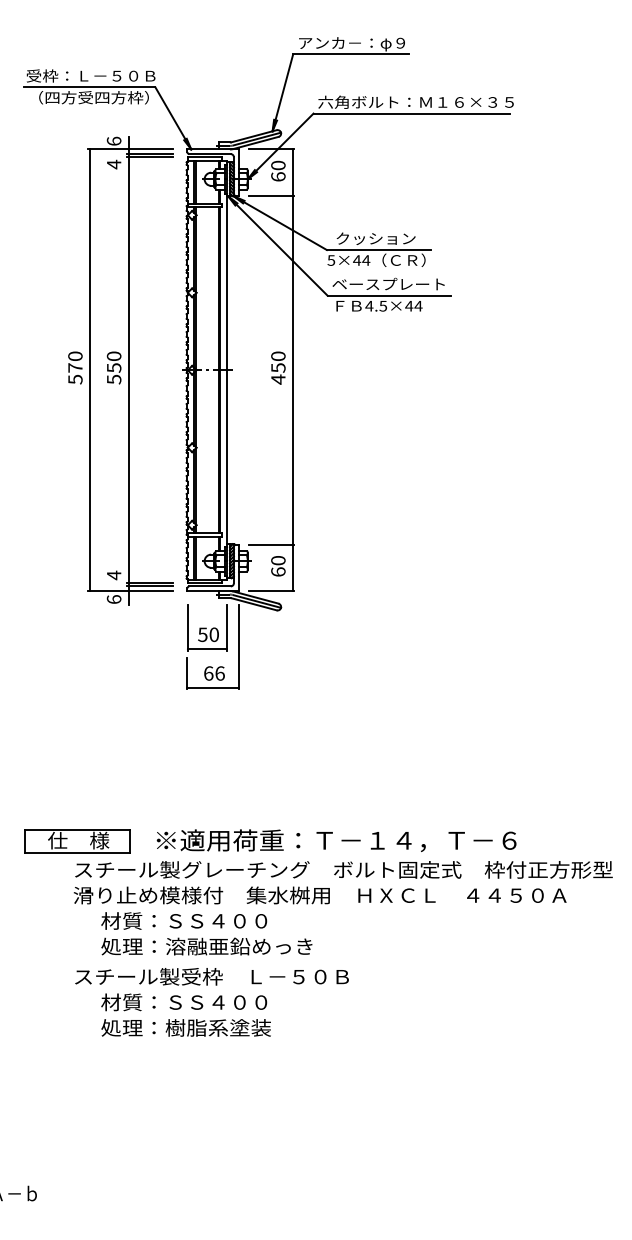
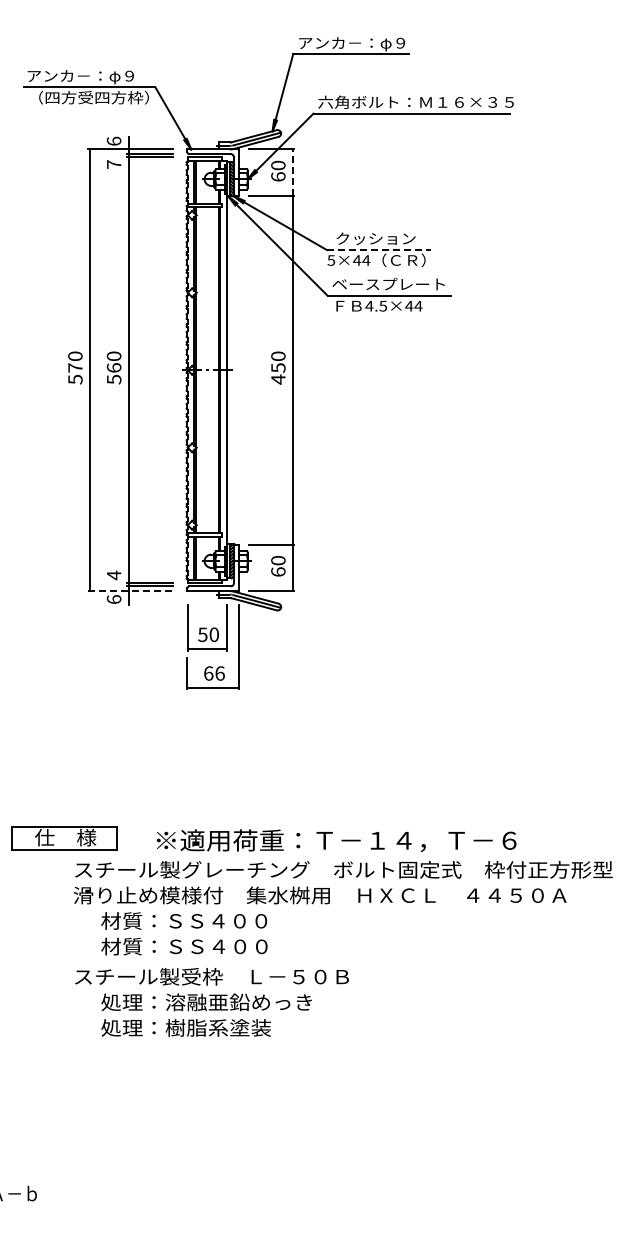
text: 受枠：Ｌ－５０Ｂ -> アンカ－：φ９ (90, 76)
text: 4 -> 7 (114, 164)
line: solid -> dashed (292, 172)
line: solid -> dashed (379, 250)
text: 550 -> 560 (113, 367)
line: solid -> dashed (131, 591)
part position: (77, 841) -> (64, 838) (64, 838)
text: 処理：溶融亜鉛めっき -> 材質：ＳＳ４００ (206, 946)
text: 材質：ＳＳ４００ -> 処理：溶融亜鉛めっき (206, 1002)
